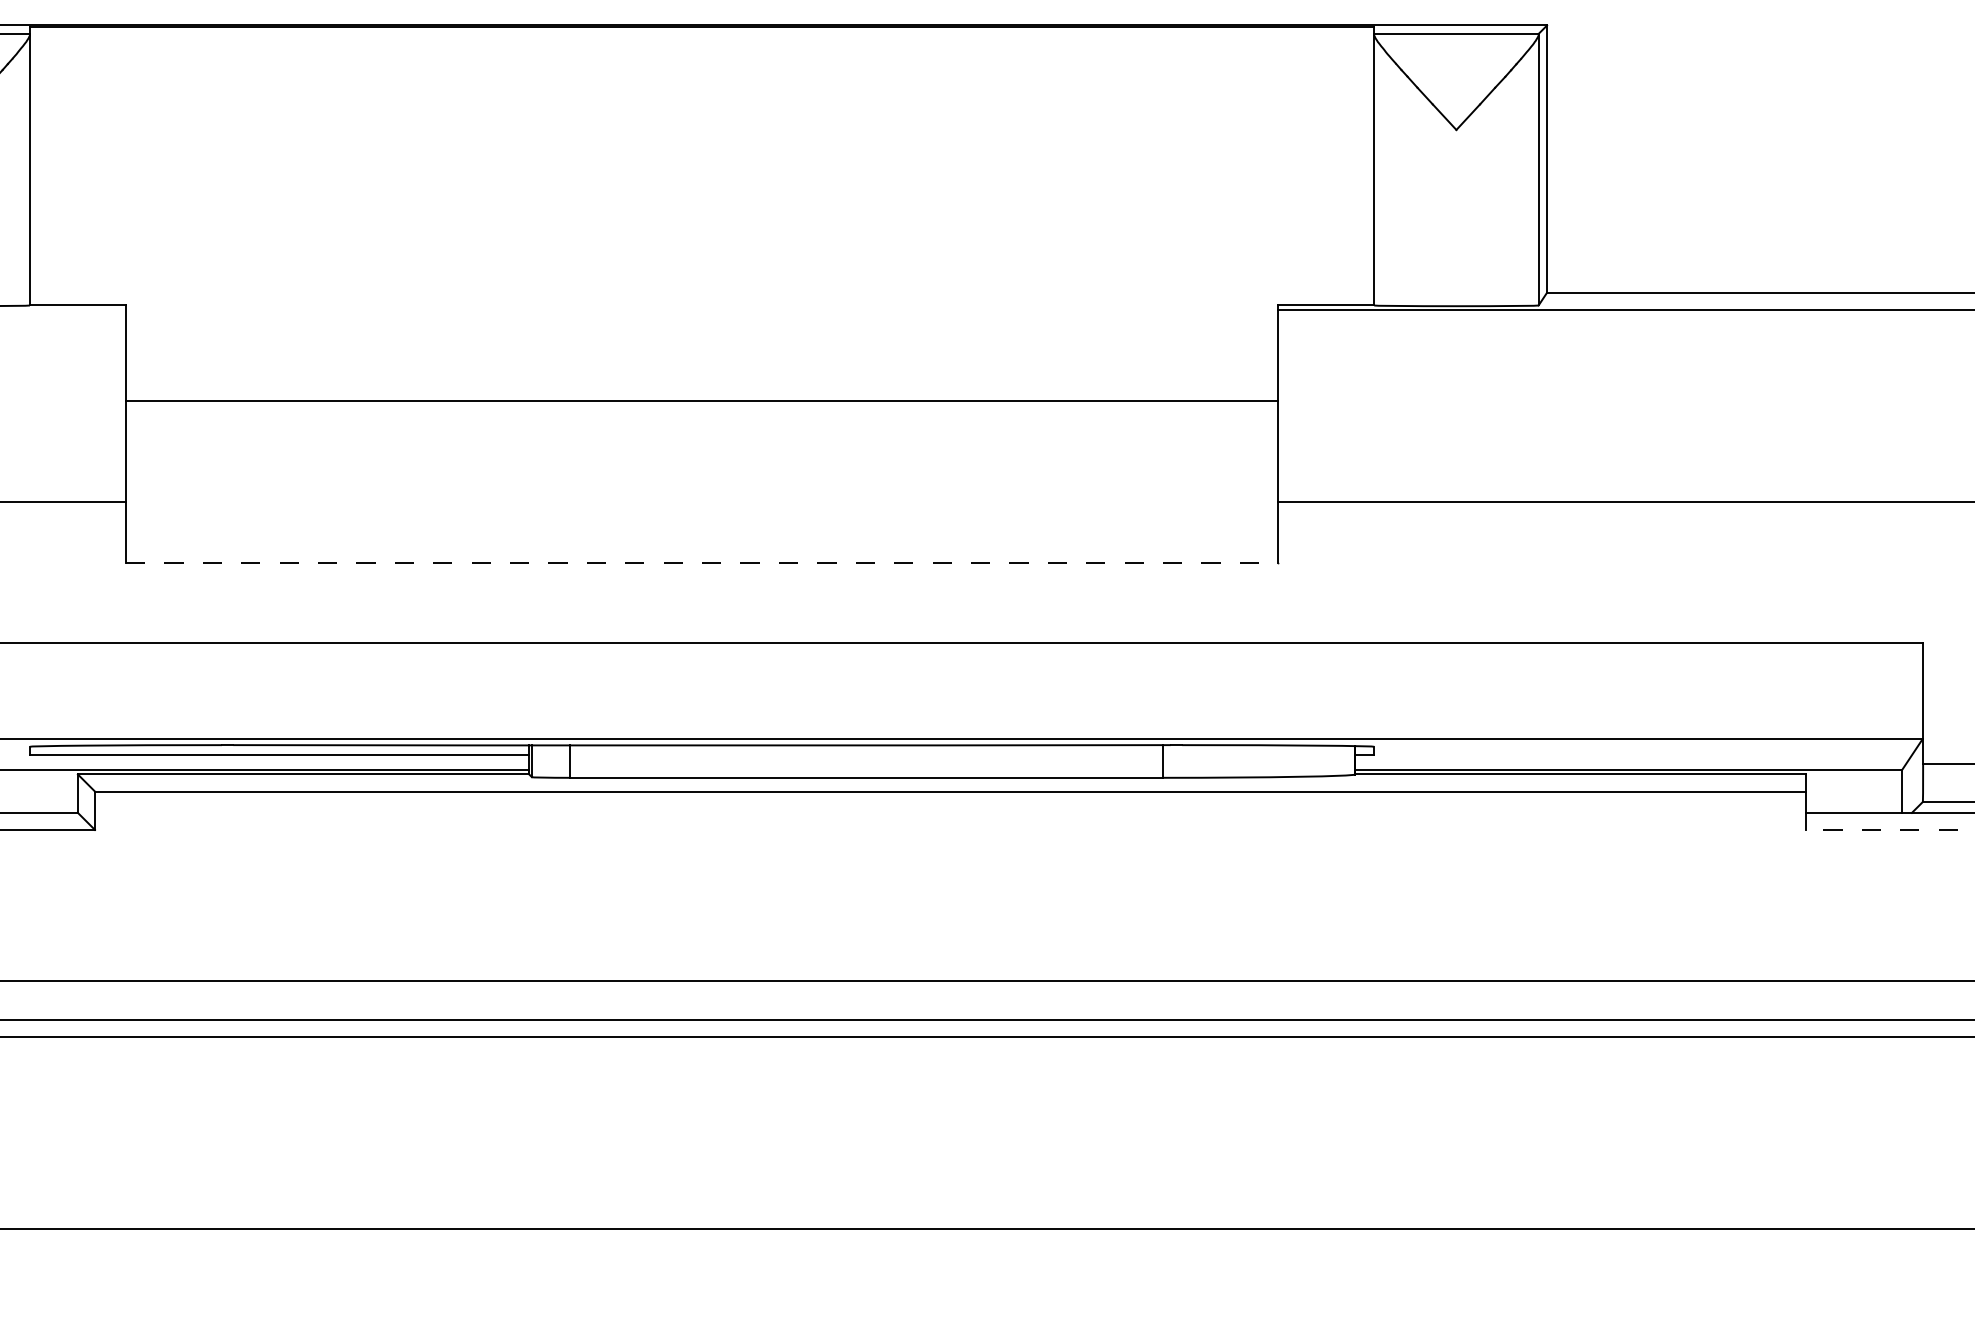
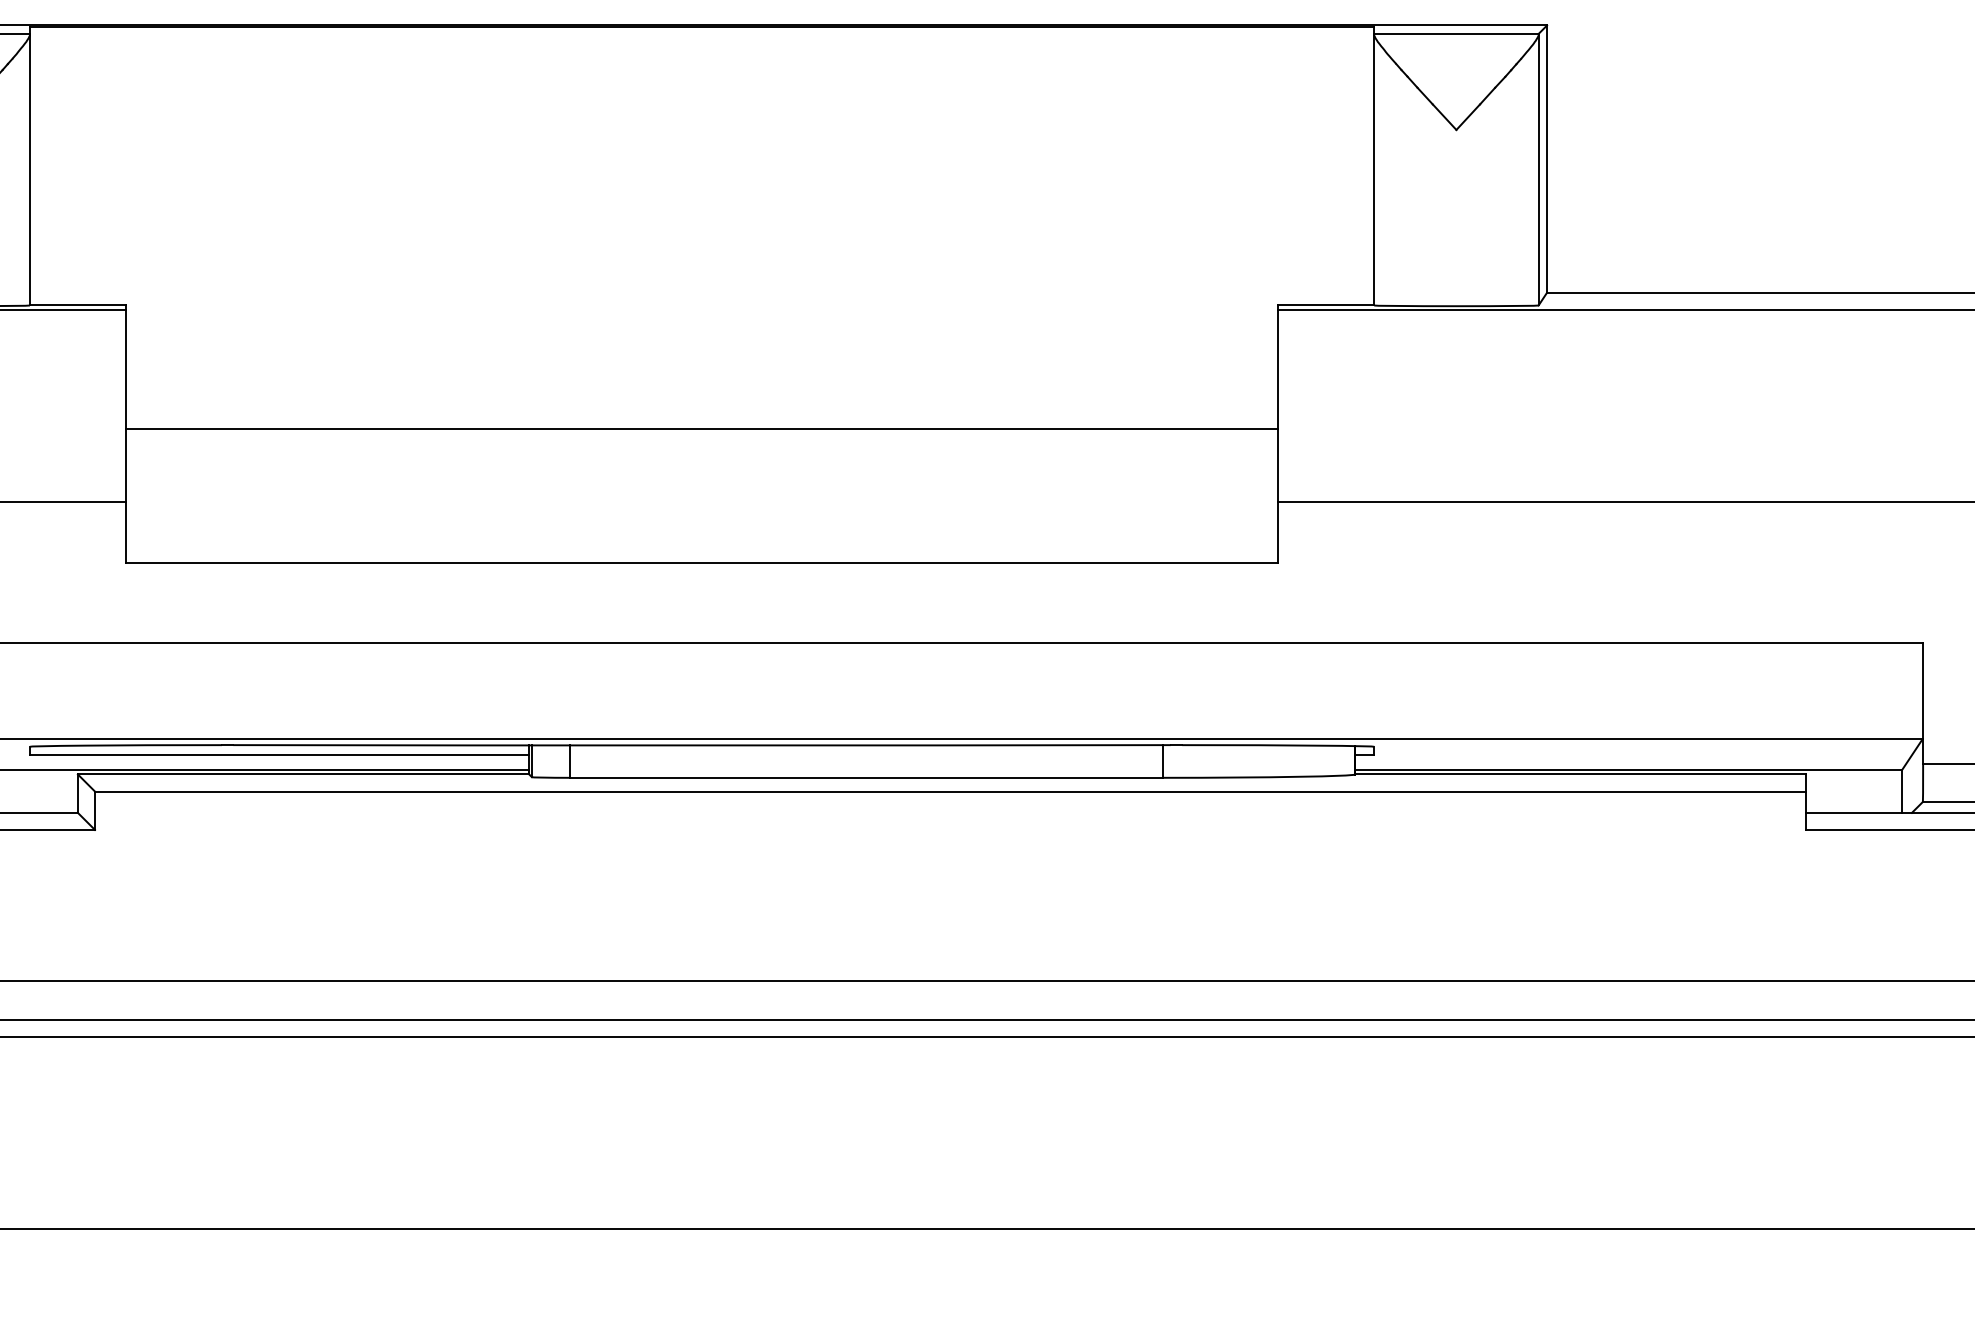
line: none -> present (63, 309)
line position: (701, 400) -> (701, 428) (701, 428)
line: dashed -> solid (702, 563)
line: dashed -> solid (1890, 829)
